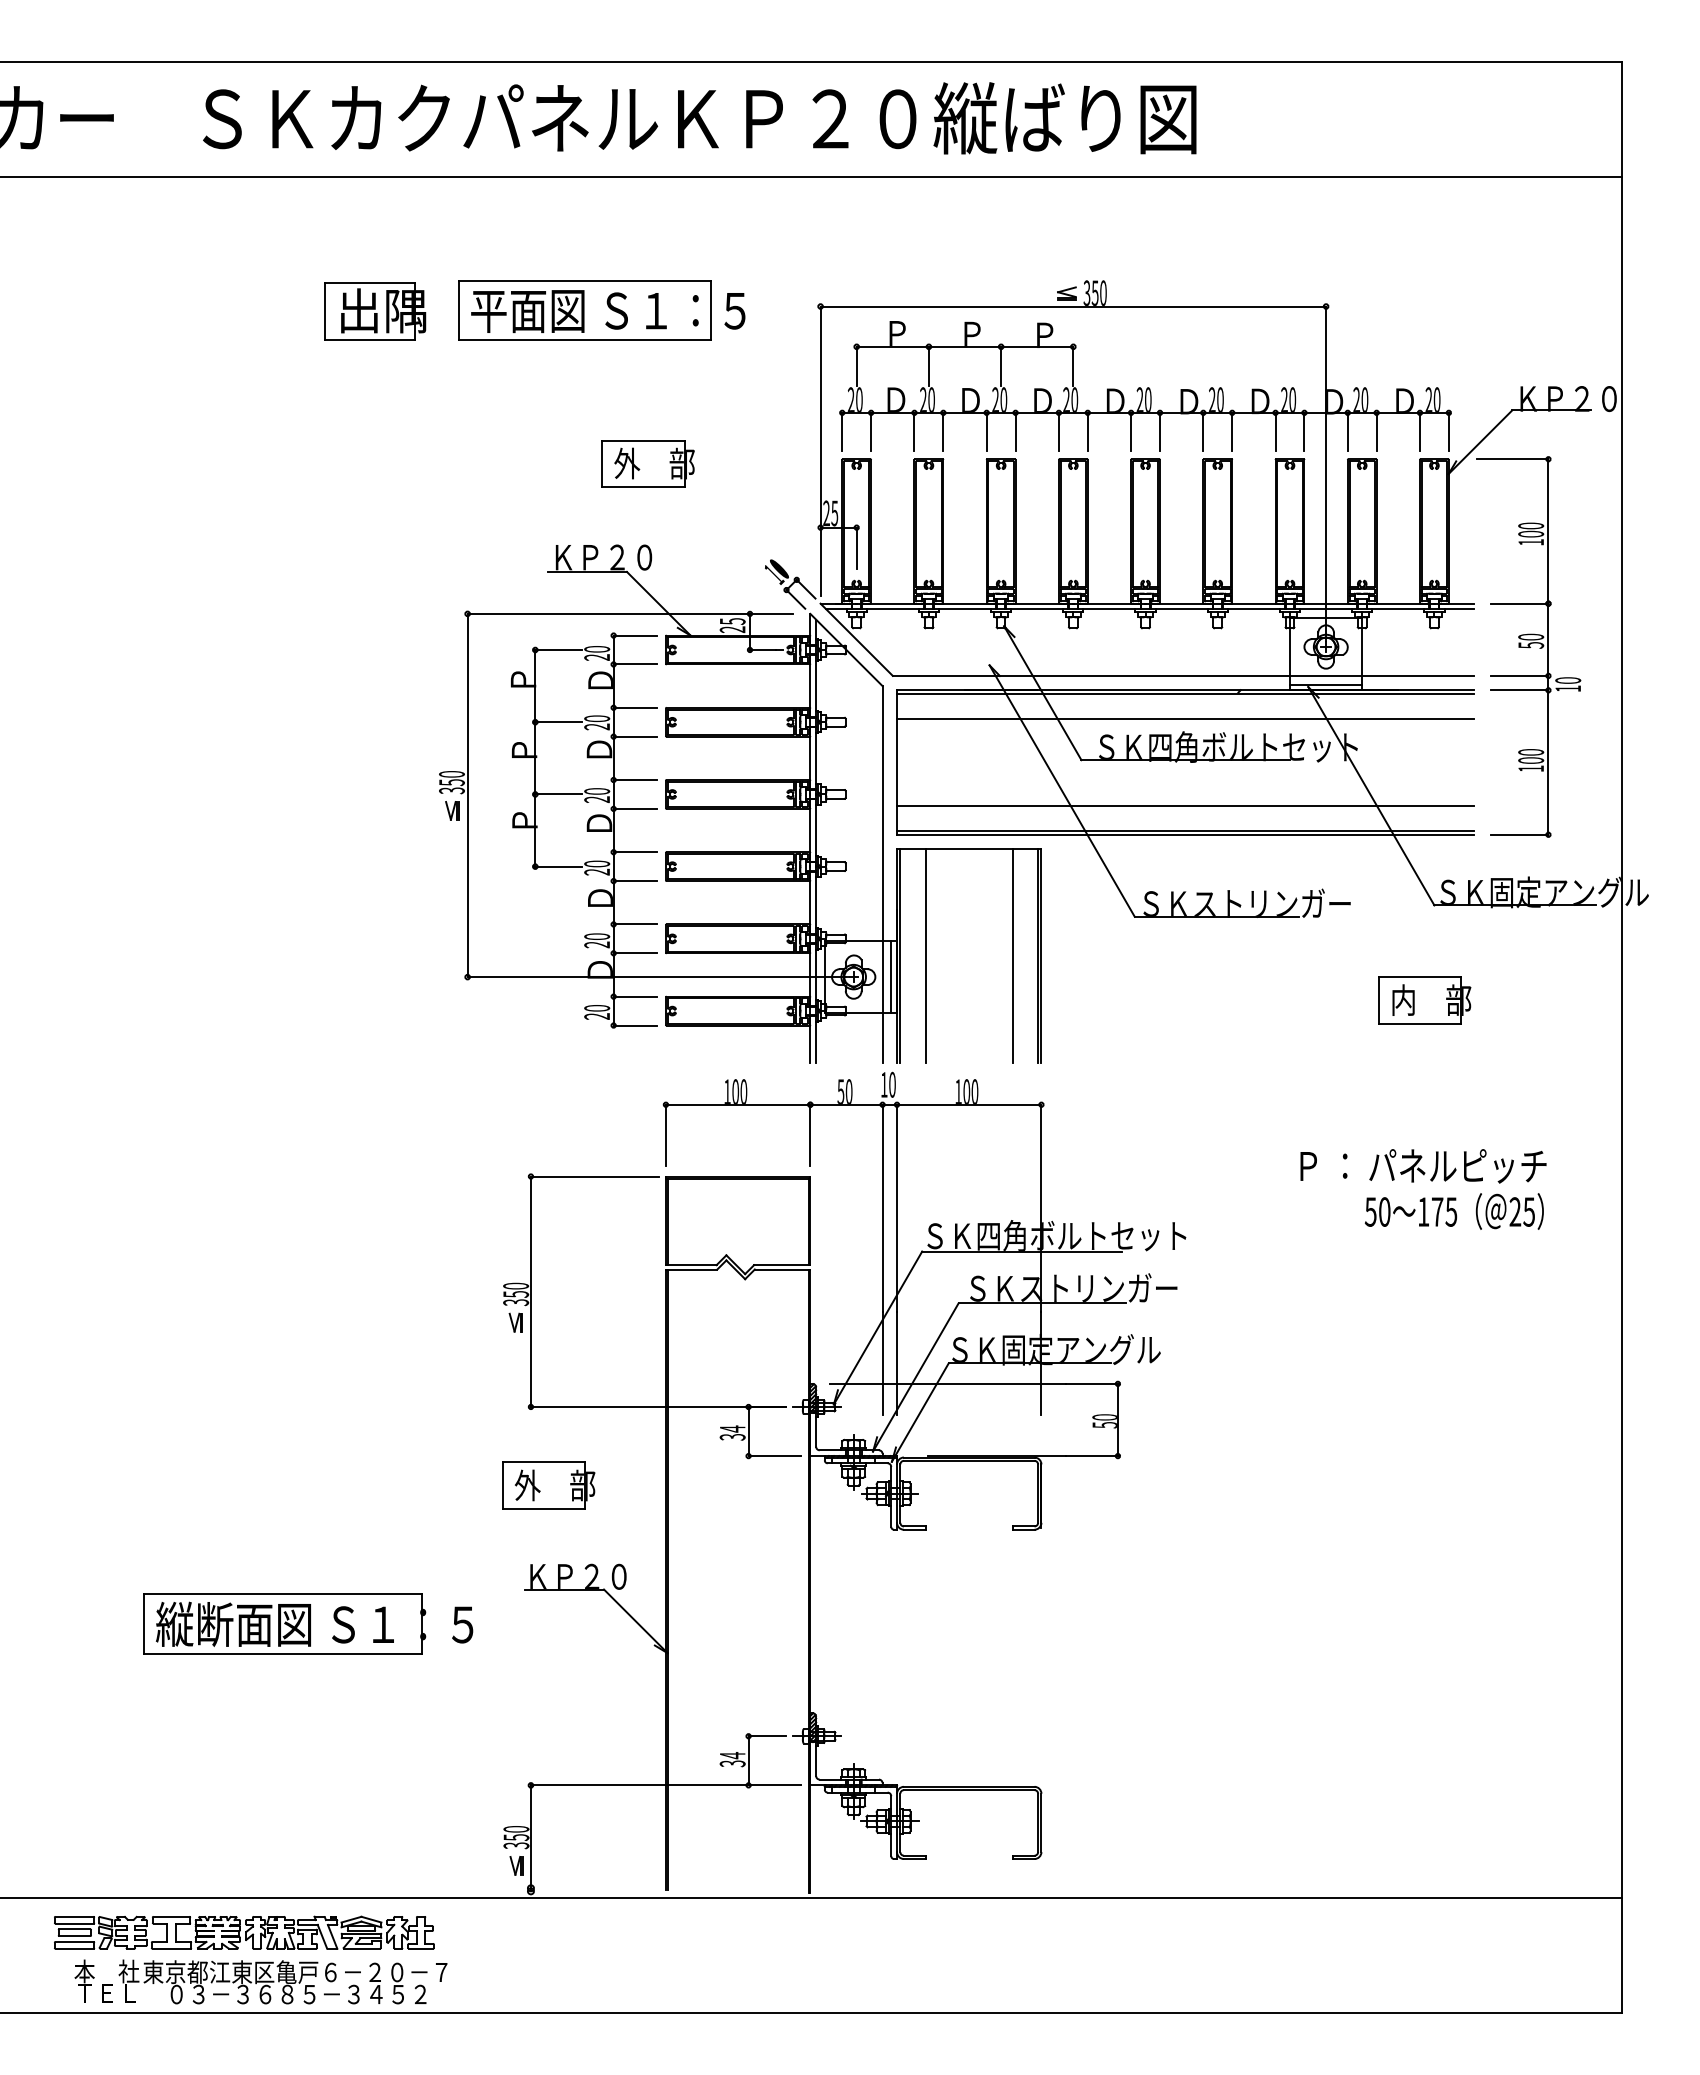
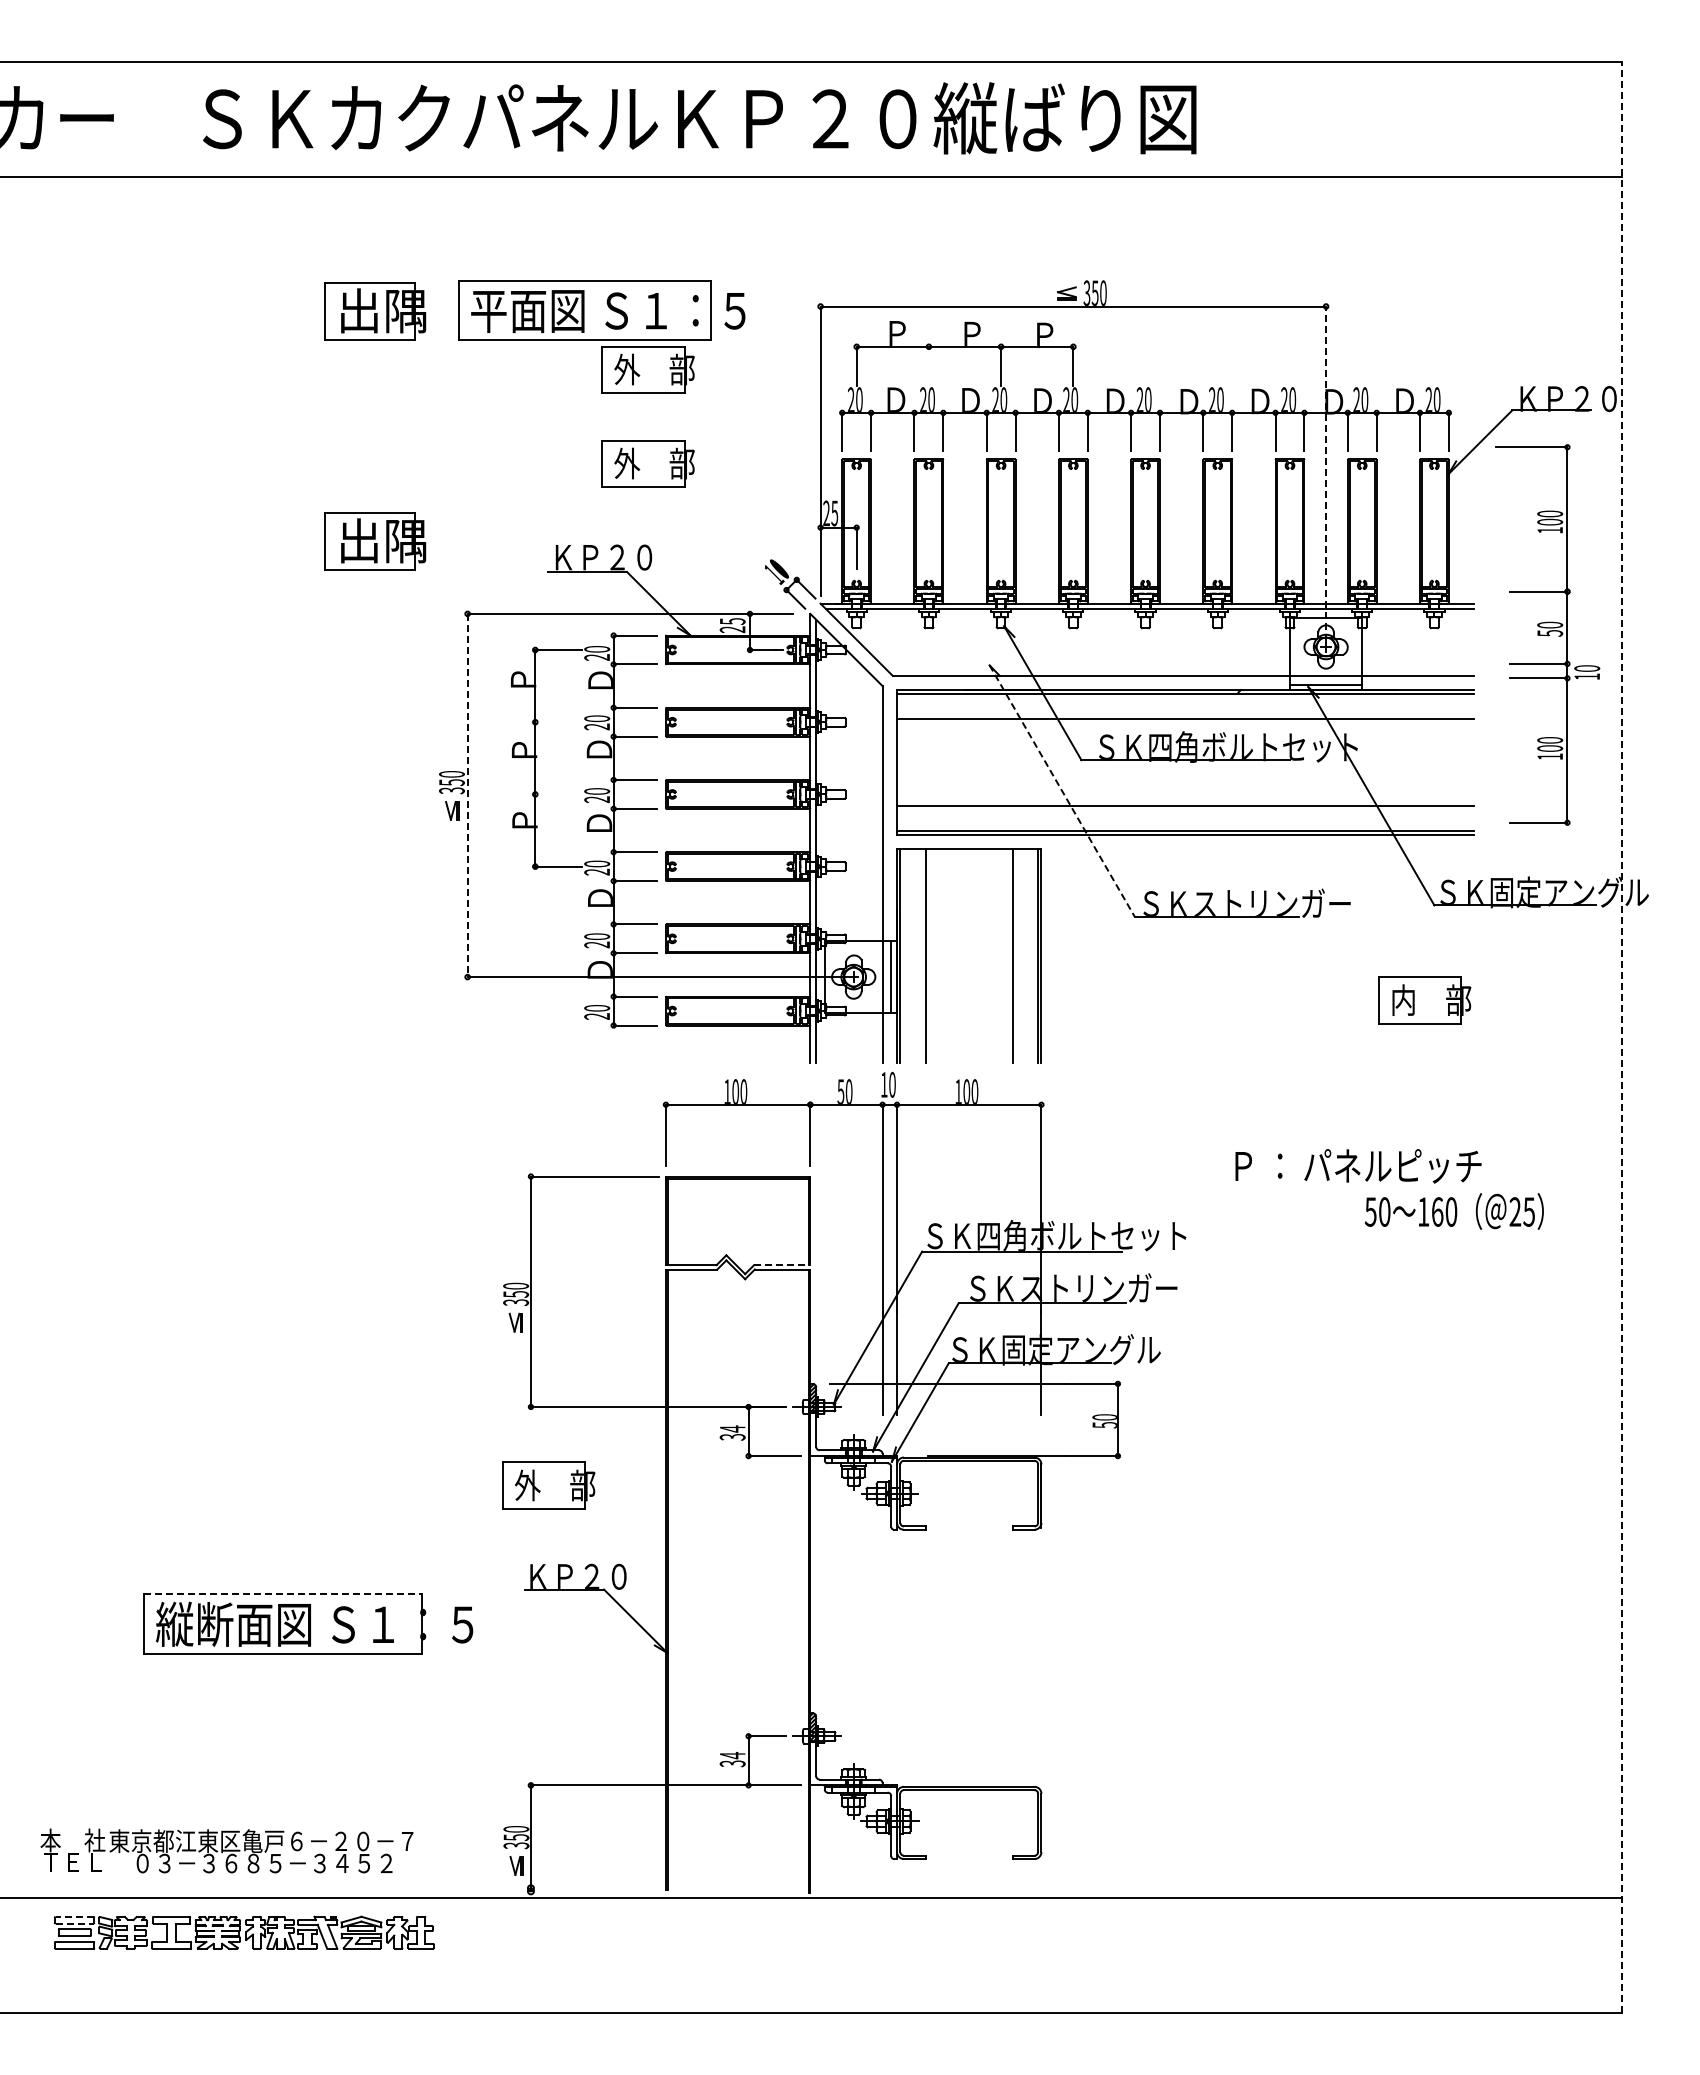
line: present -> none (928, 366)
part: none -> present (647, 369)
line: solid -> dashed (1326, 473)
part: none -> present (375, 541)
part position: (1528, 646) -> (1547, 634) (1547, 634)
line: present -> none (558, 722)
line: solid -> dashed (1062, 791)
line: present -> none (558, 794)
line: solid -> dashed (467, 795)
line: solid -> dashed (1622, 1037)
text position: (1423, 1166) -> (1358, 1166) (1358, 1166)
text: 175 -> 160 (1444, 1211)
line: solid -> dashed (782, 1265)
line: solid -> dashed (282, 1594)
line: solid -> dashed (74, 1916)
line: solid -> dashed (75, 1923)
text position: (260, 1981) -> (226, 1850) (226, 1850)
